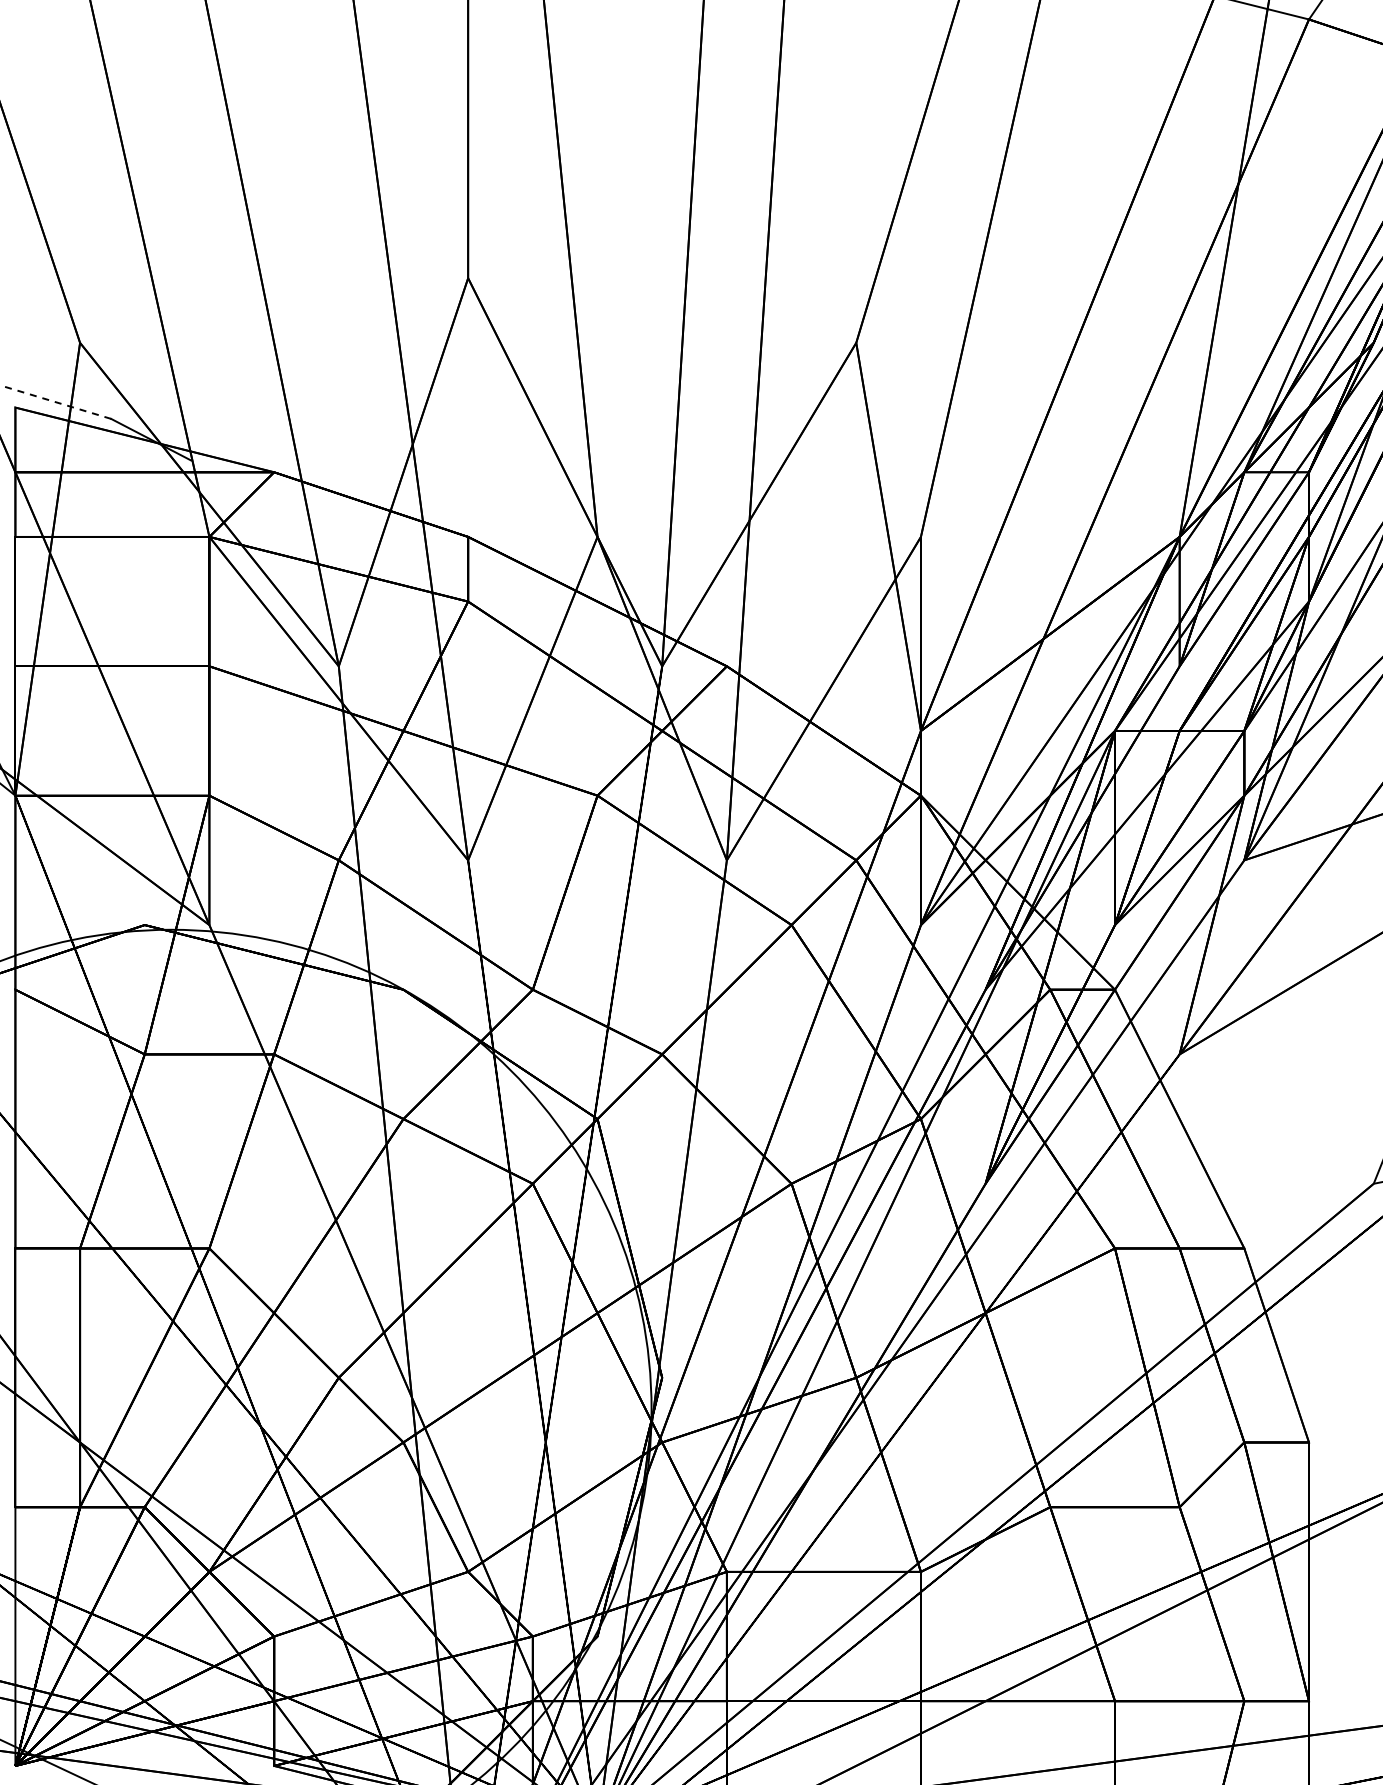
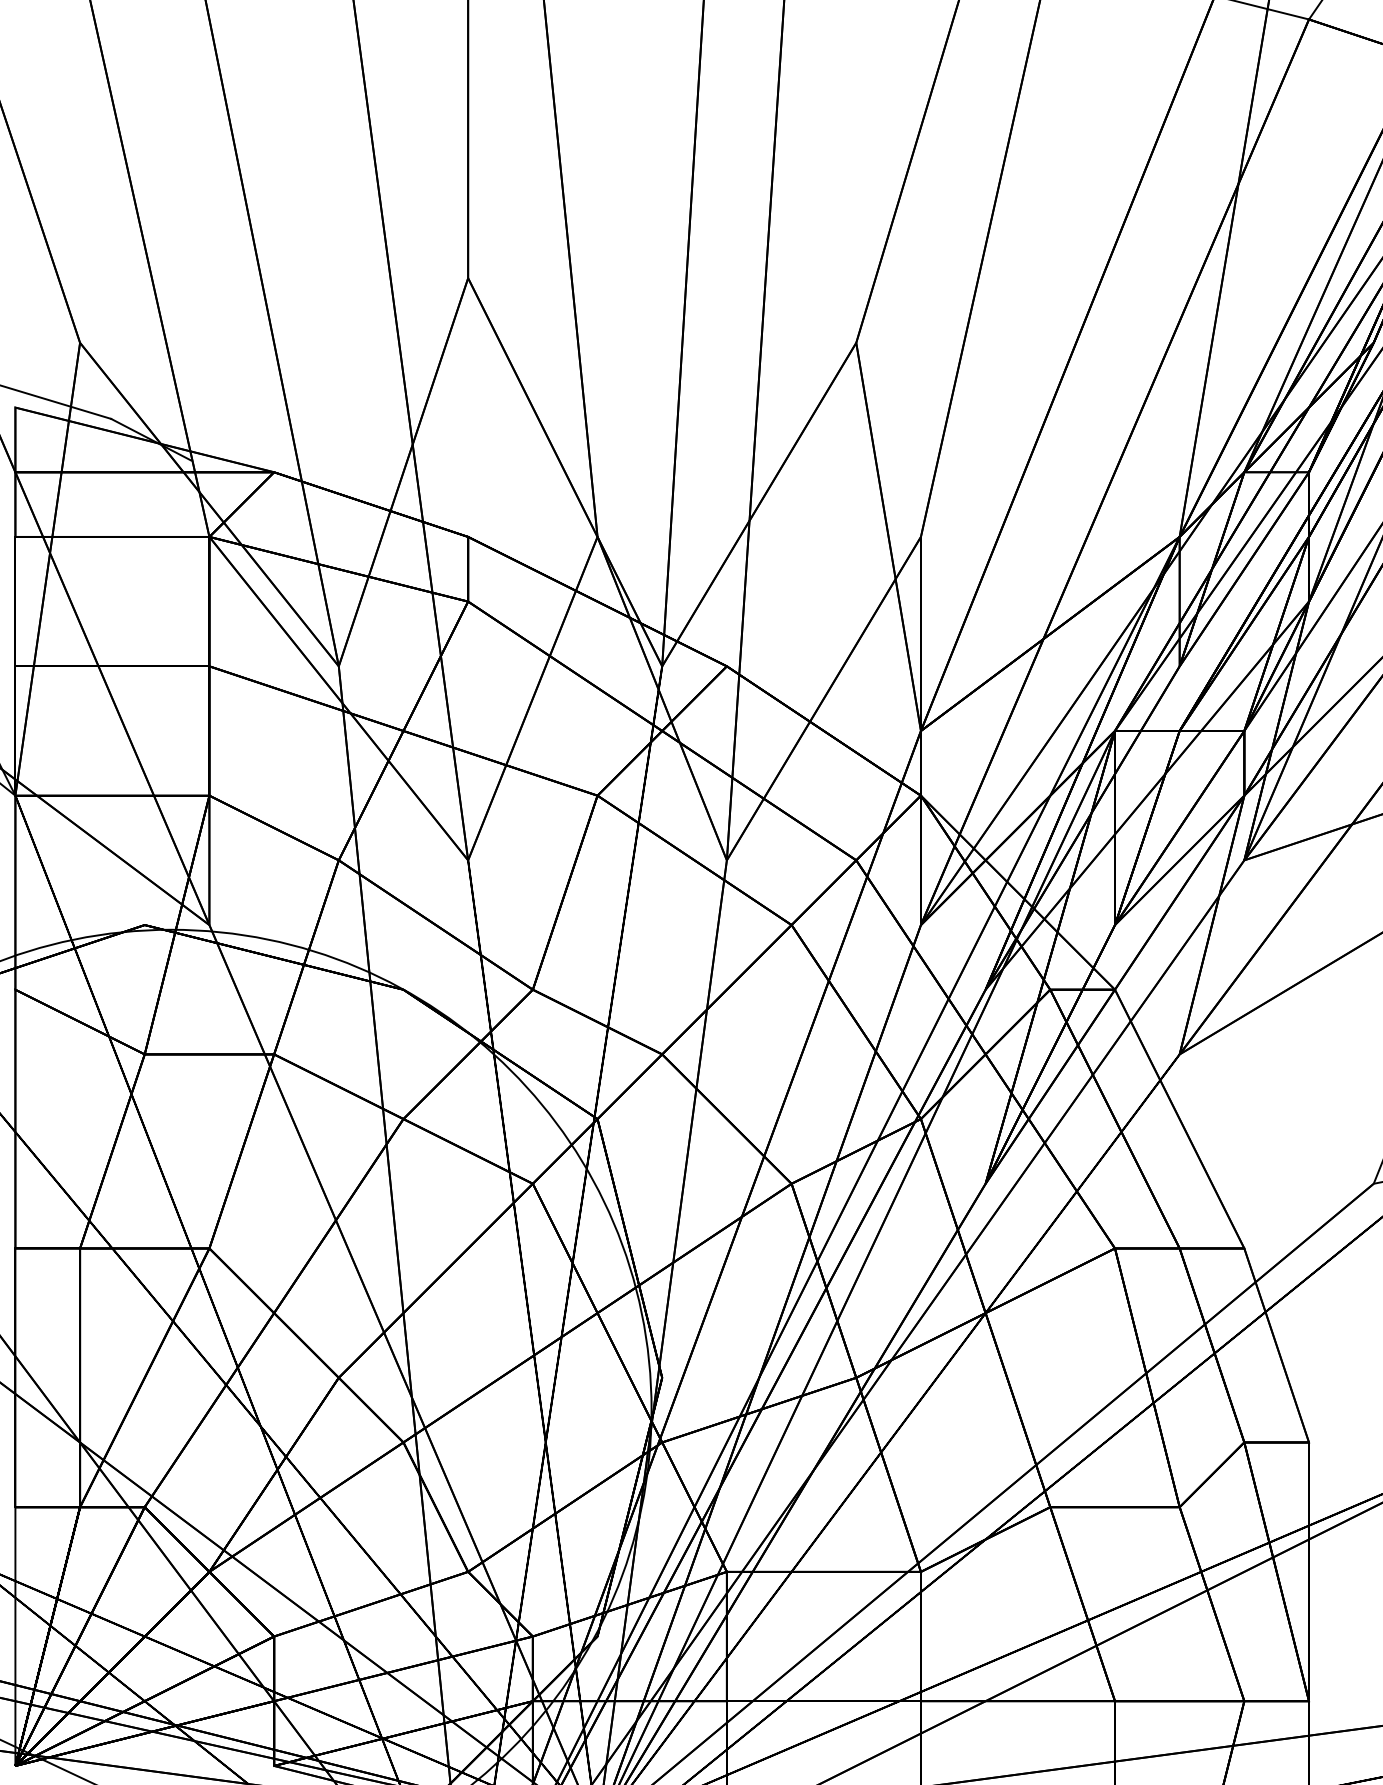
line: dashed -> solid (55, 402)
